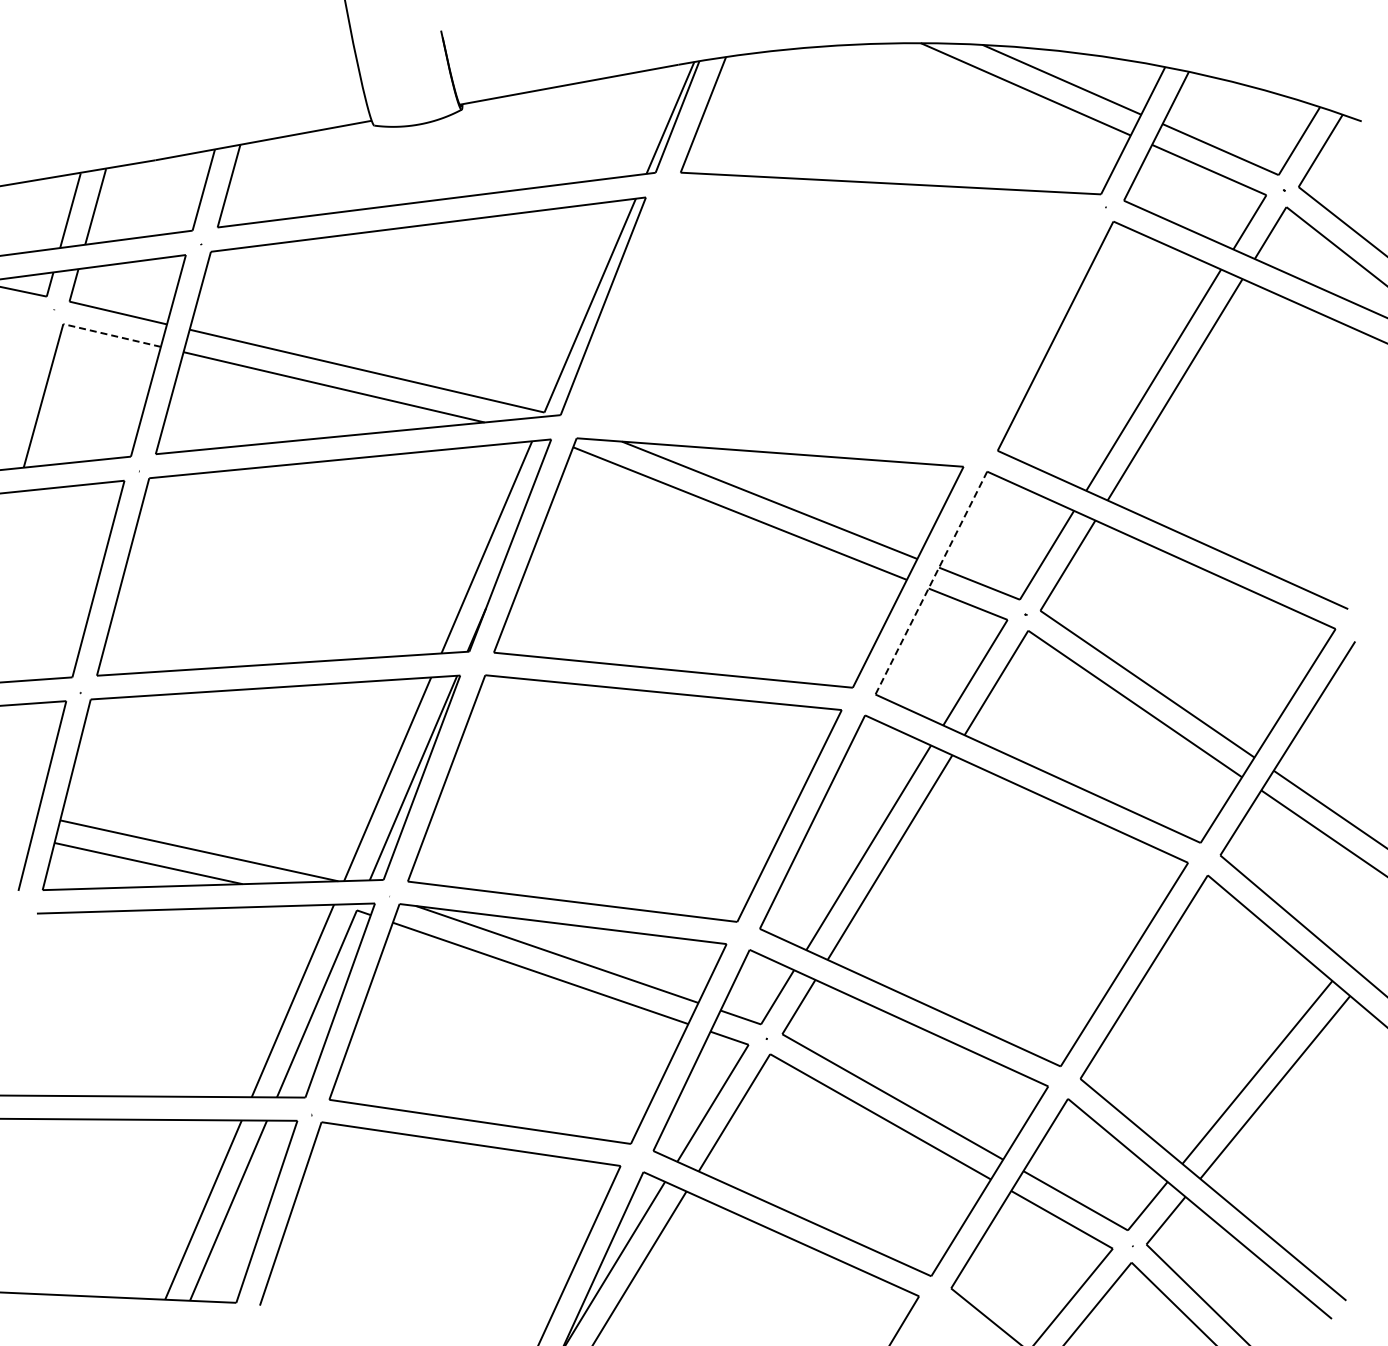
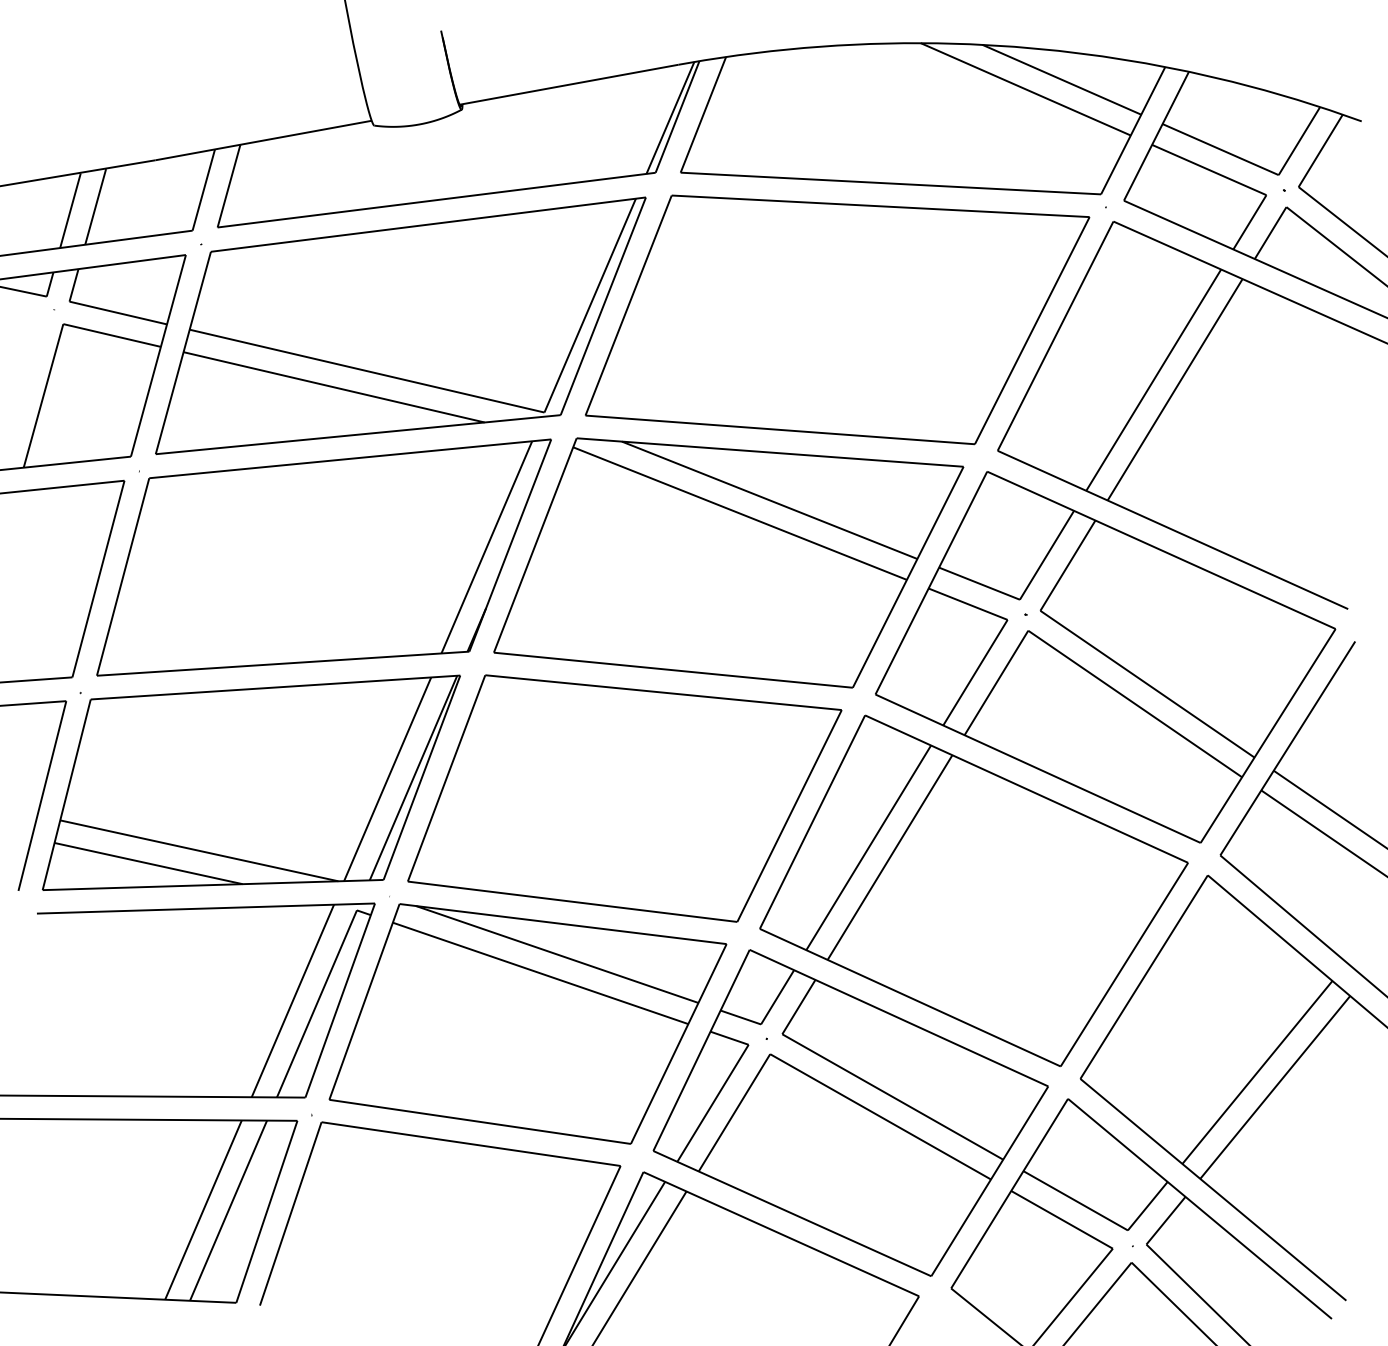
part: none -> present (837, 319)
line: dashed -> solid (111, 335)
line: dashed -> solid (931, 583)
